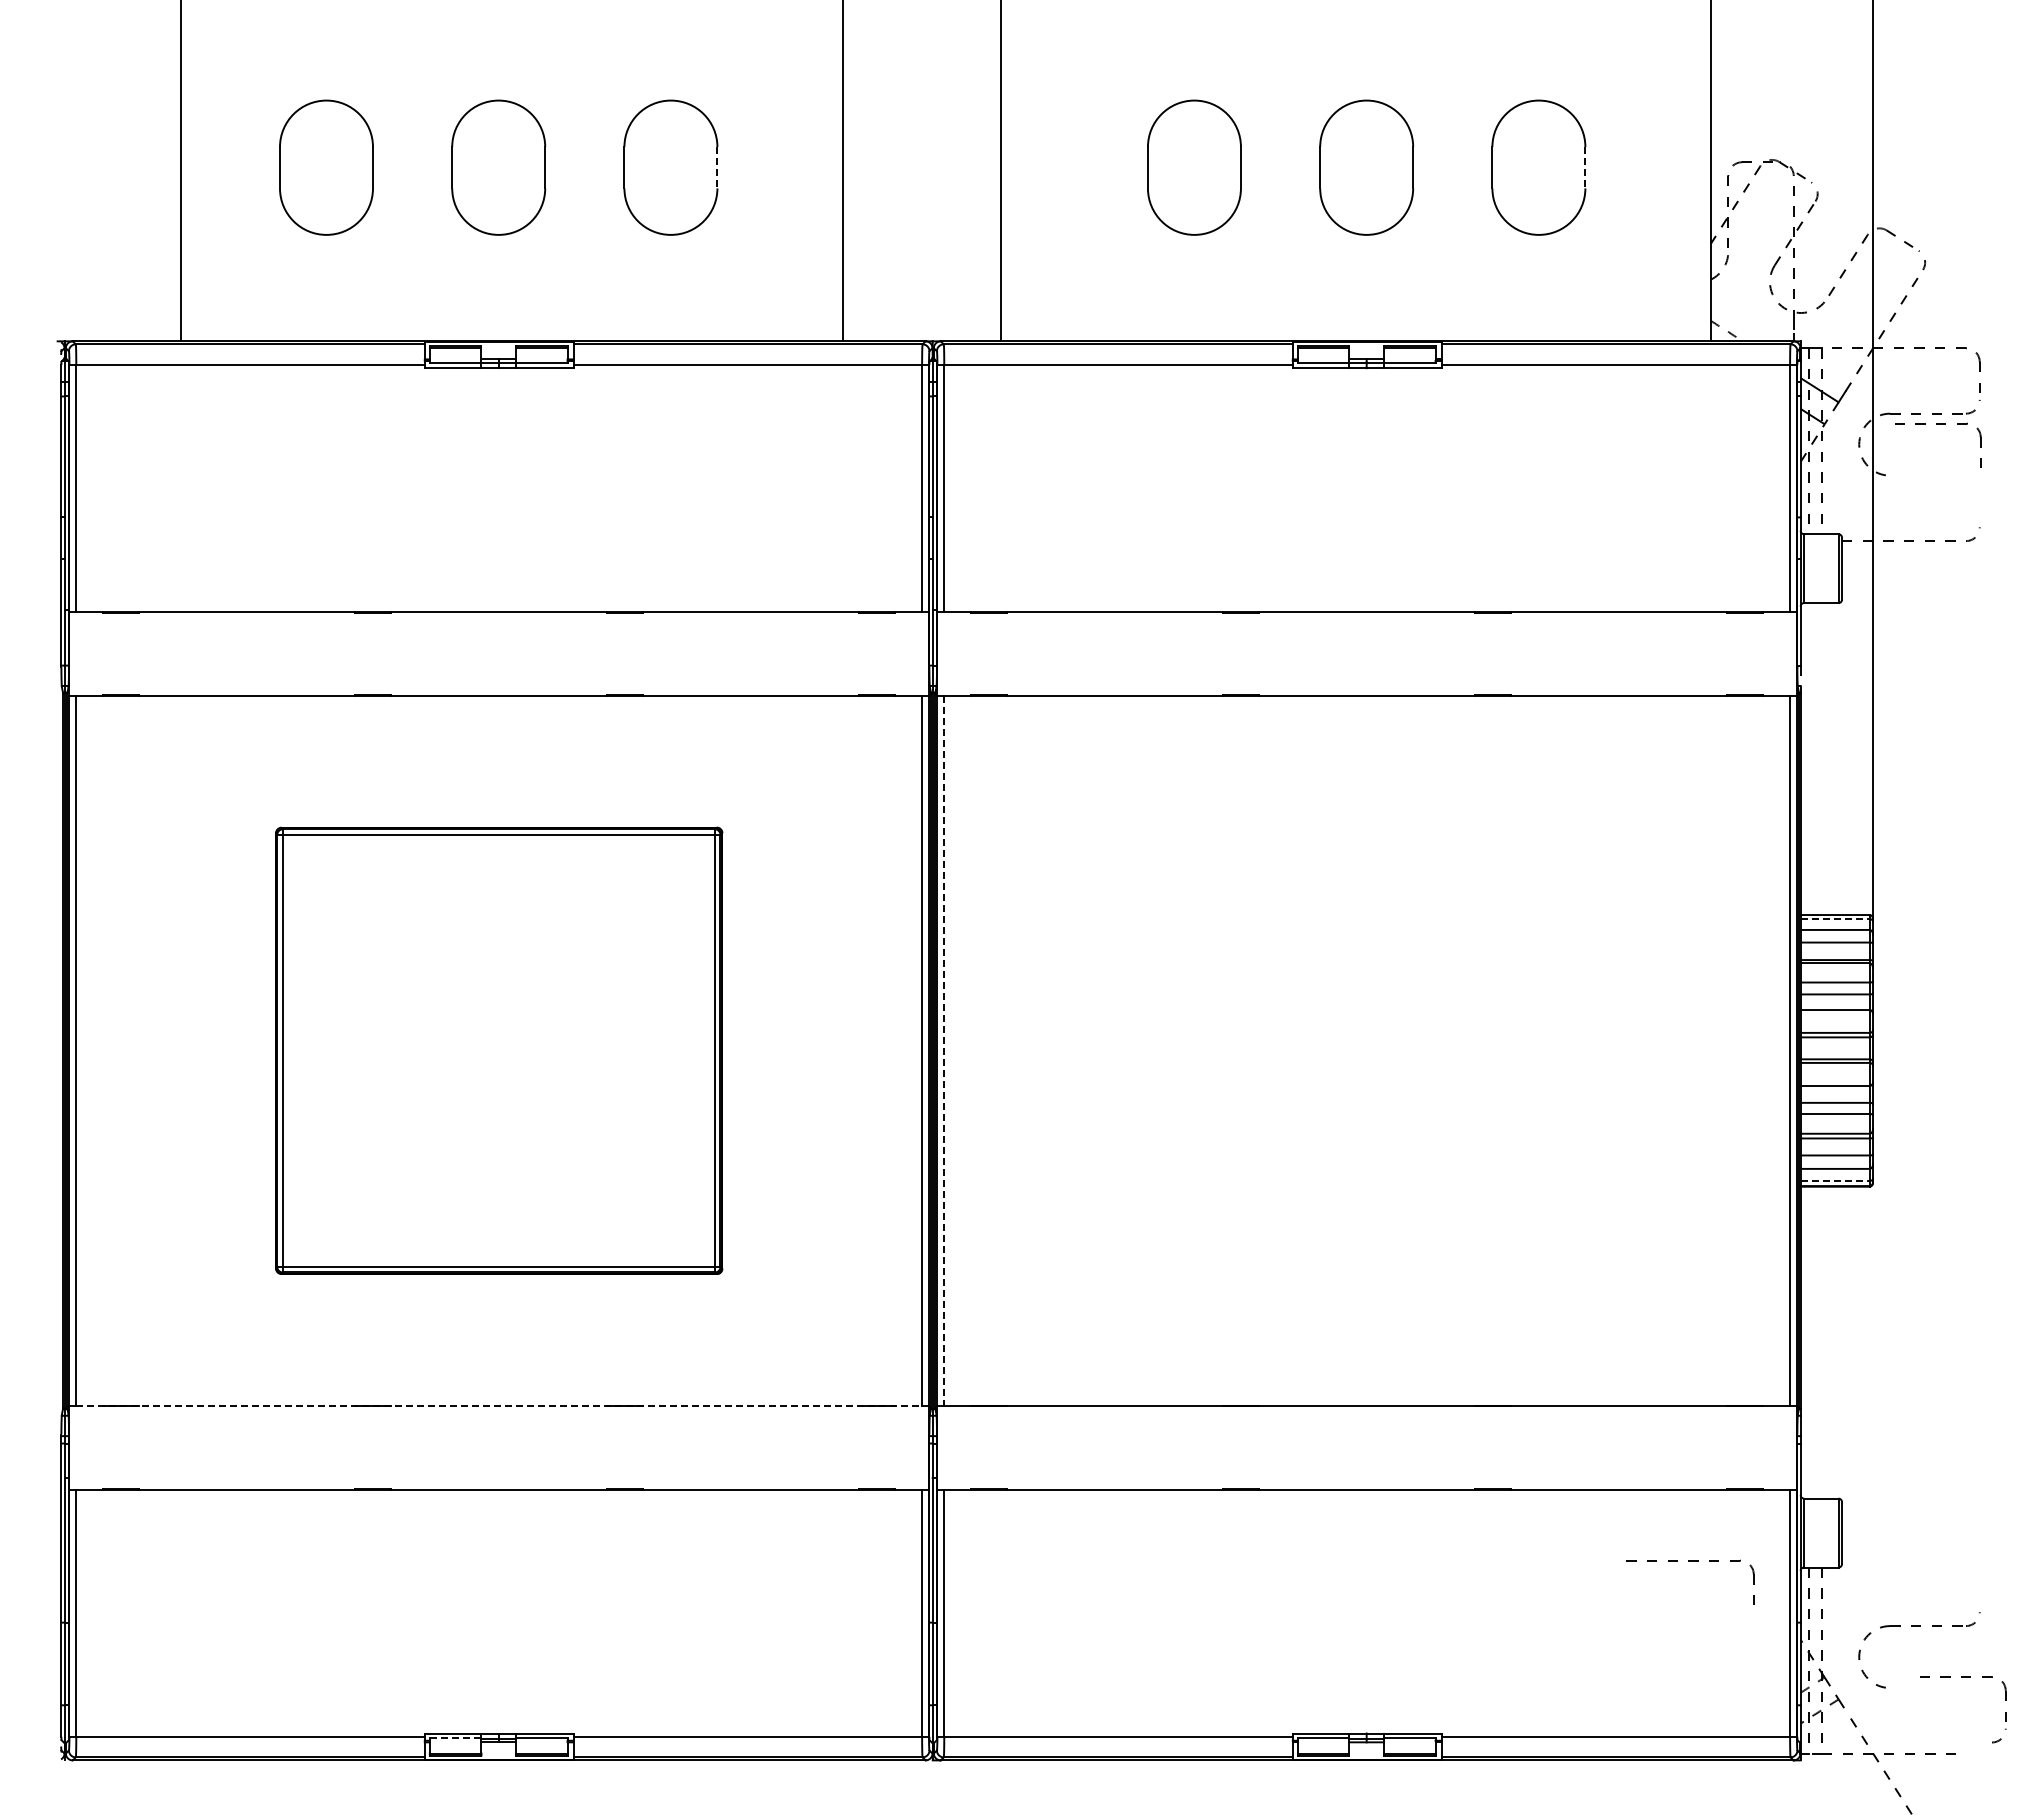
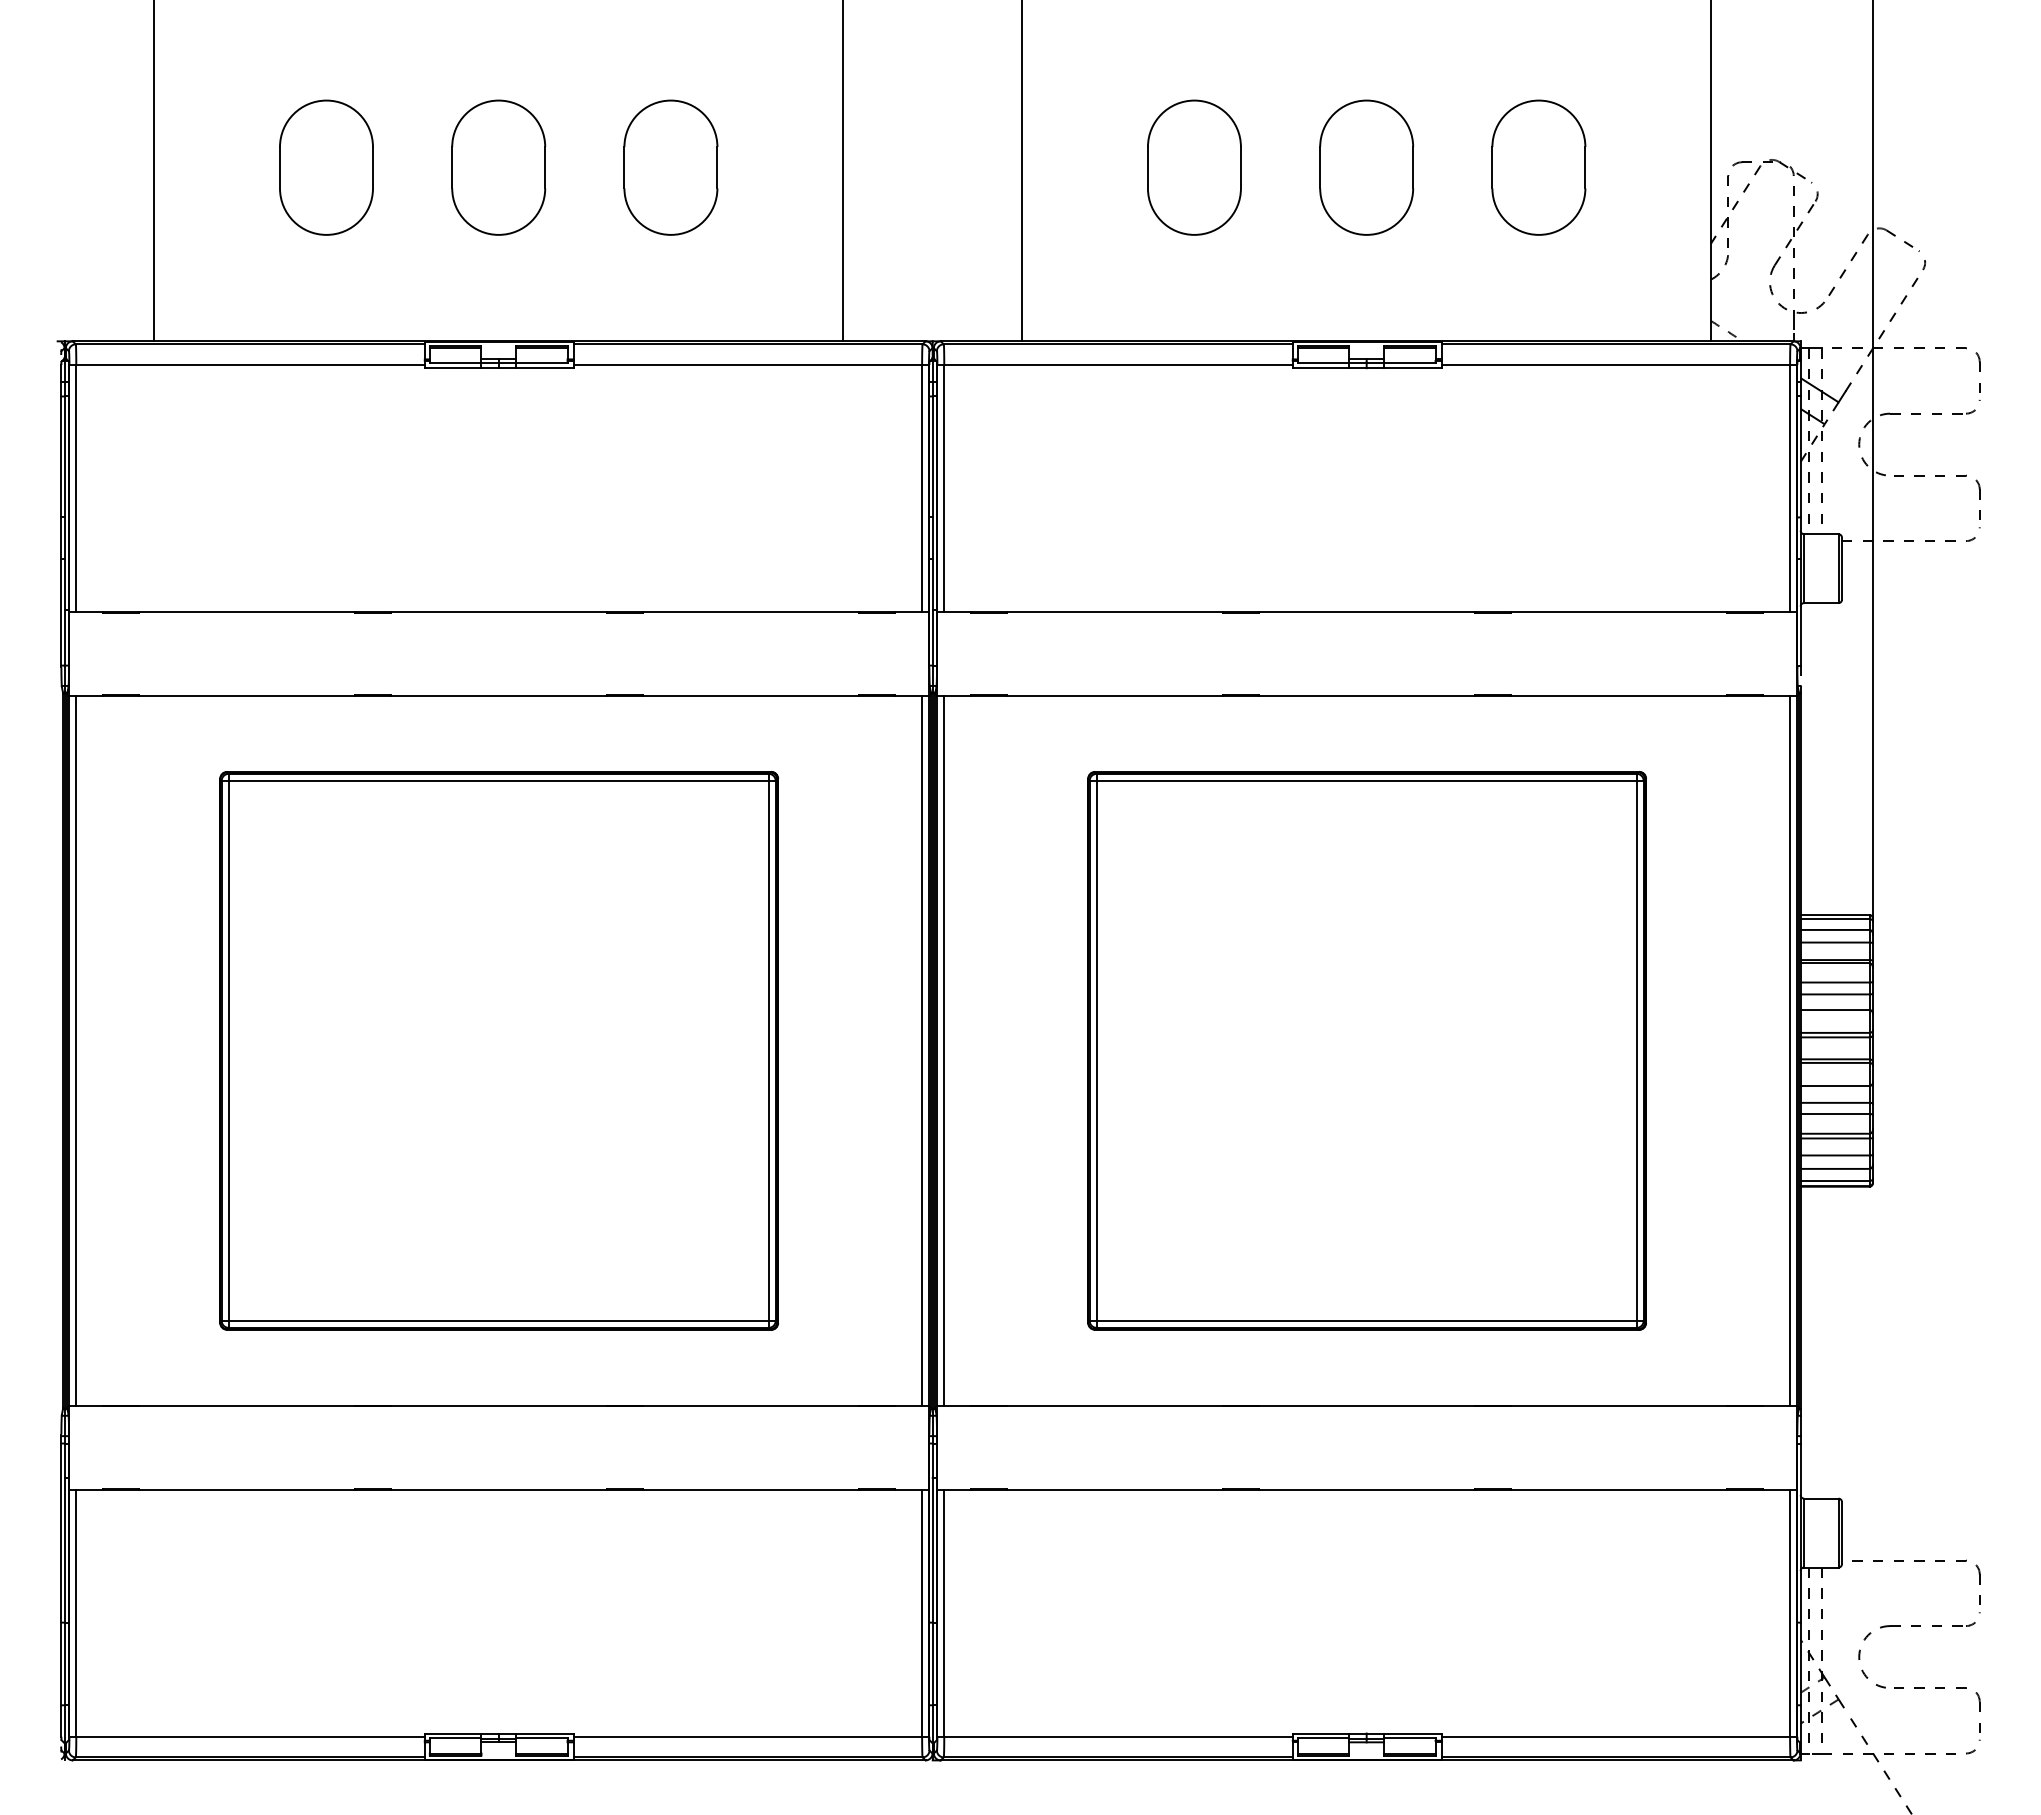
line: dashed -> solid (717, 167)
line: dashed -> solid (1585, 167)
line position: (181, 171) -> (154, 171) (154, 171)
line position: (1001, 171) -> (1022, 171) (1022, 171)
part position: (1938, 424) -> (1937, 476) (1937, 476)
line: dashed -> solid (1835, 919)
part size: 449x449 px -> 561x560 px (499, 1050)
line: dashed -> solid (944, 1050)
part: none -> present (1366, 1050)
line: dashed -> solid (1835, 1181)
line: dashed -> solid (499, 1405)
part position: (1690, 1561) -> (1916, 1561) (1916, 1561)
part position: (1963, 1677) -> (1937, 1688) (1937, 1688)
line: dashed -> solid (455, 1738)
